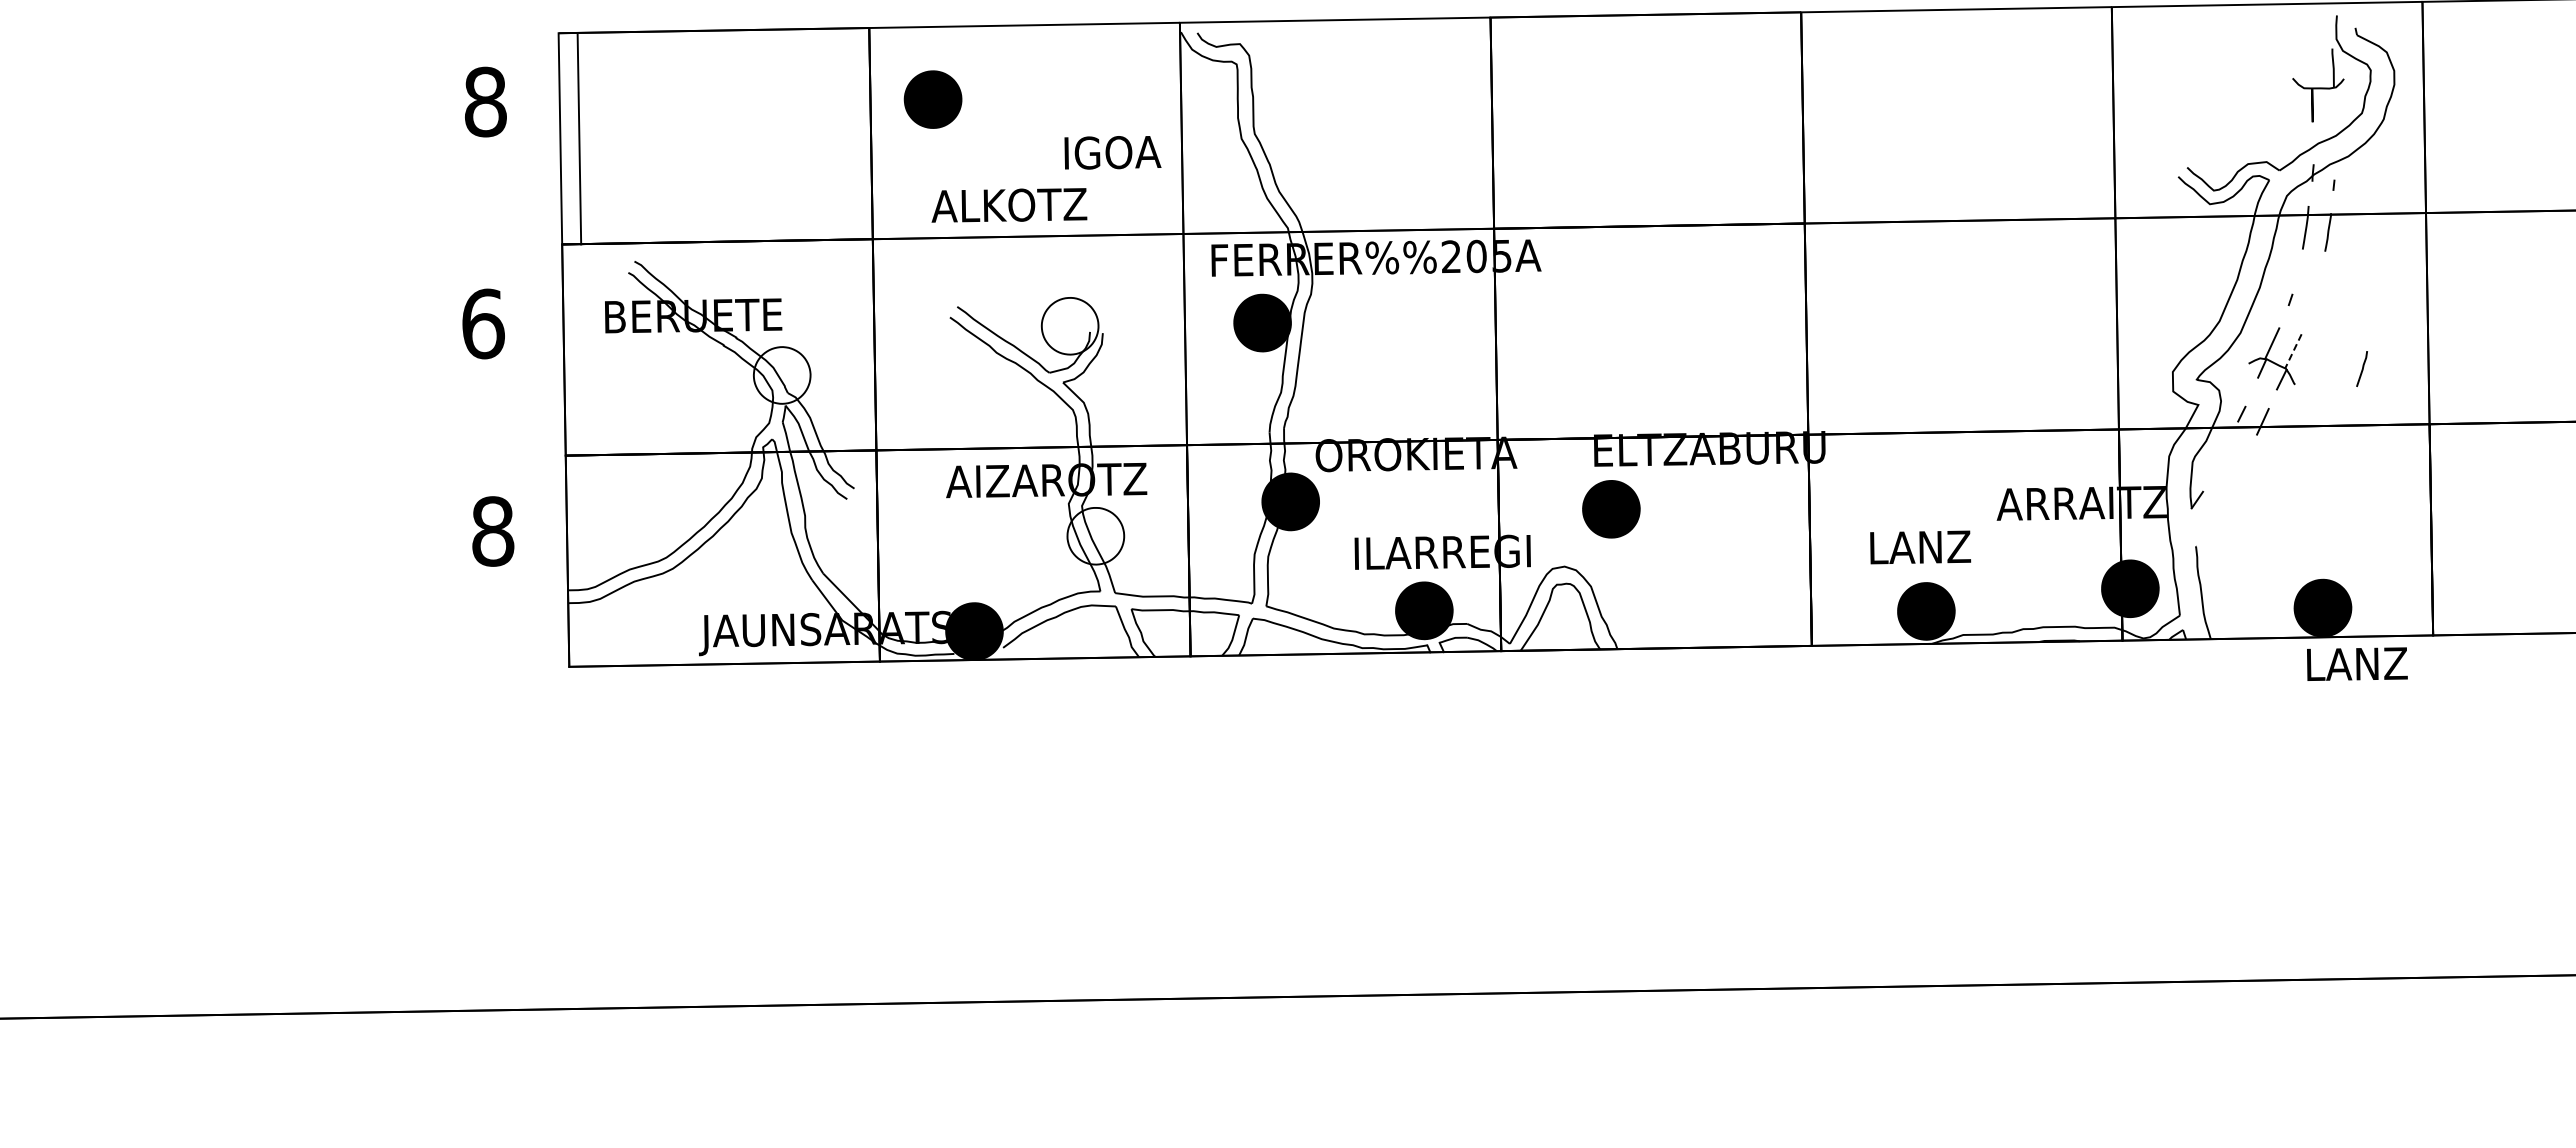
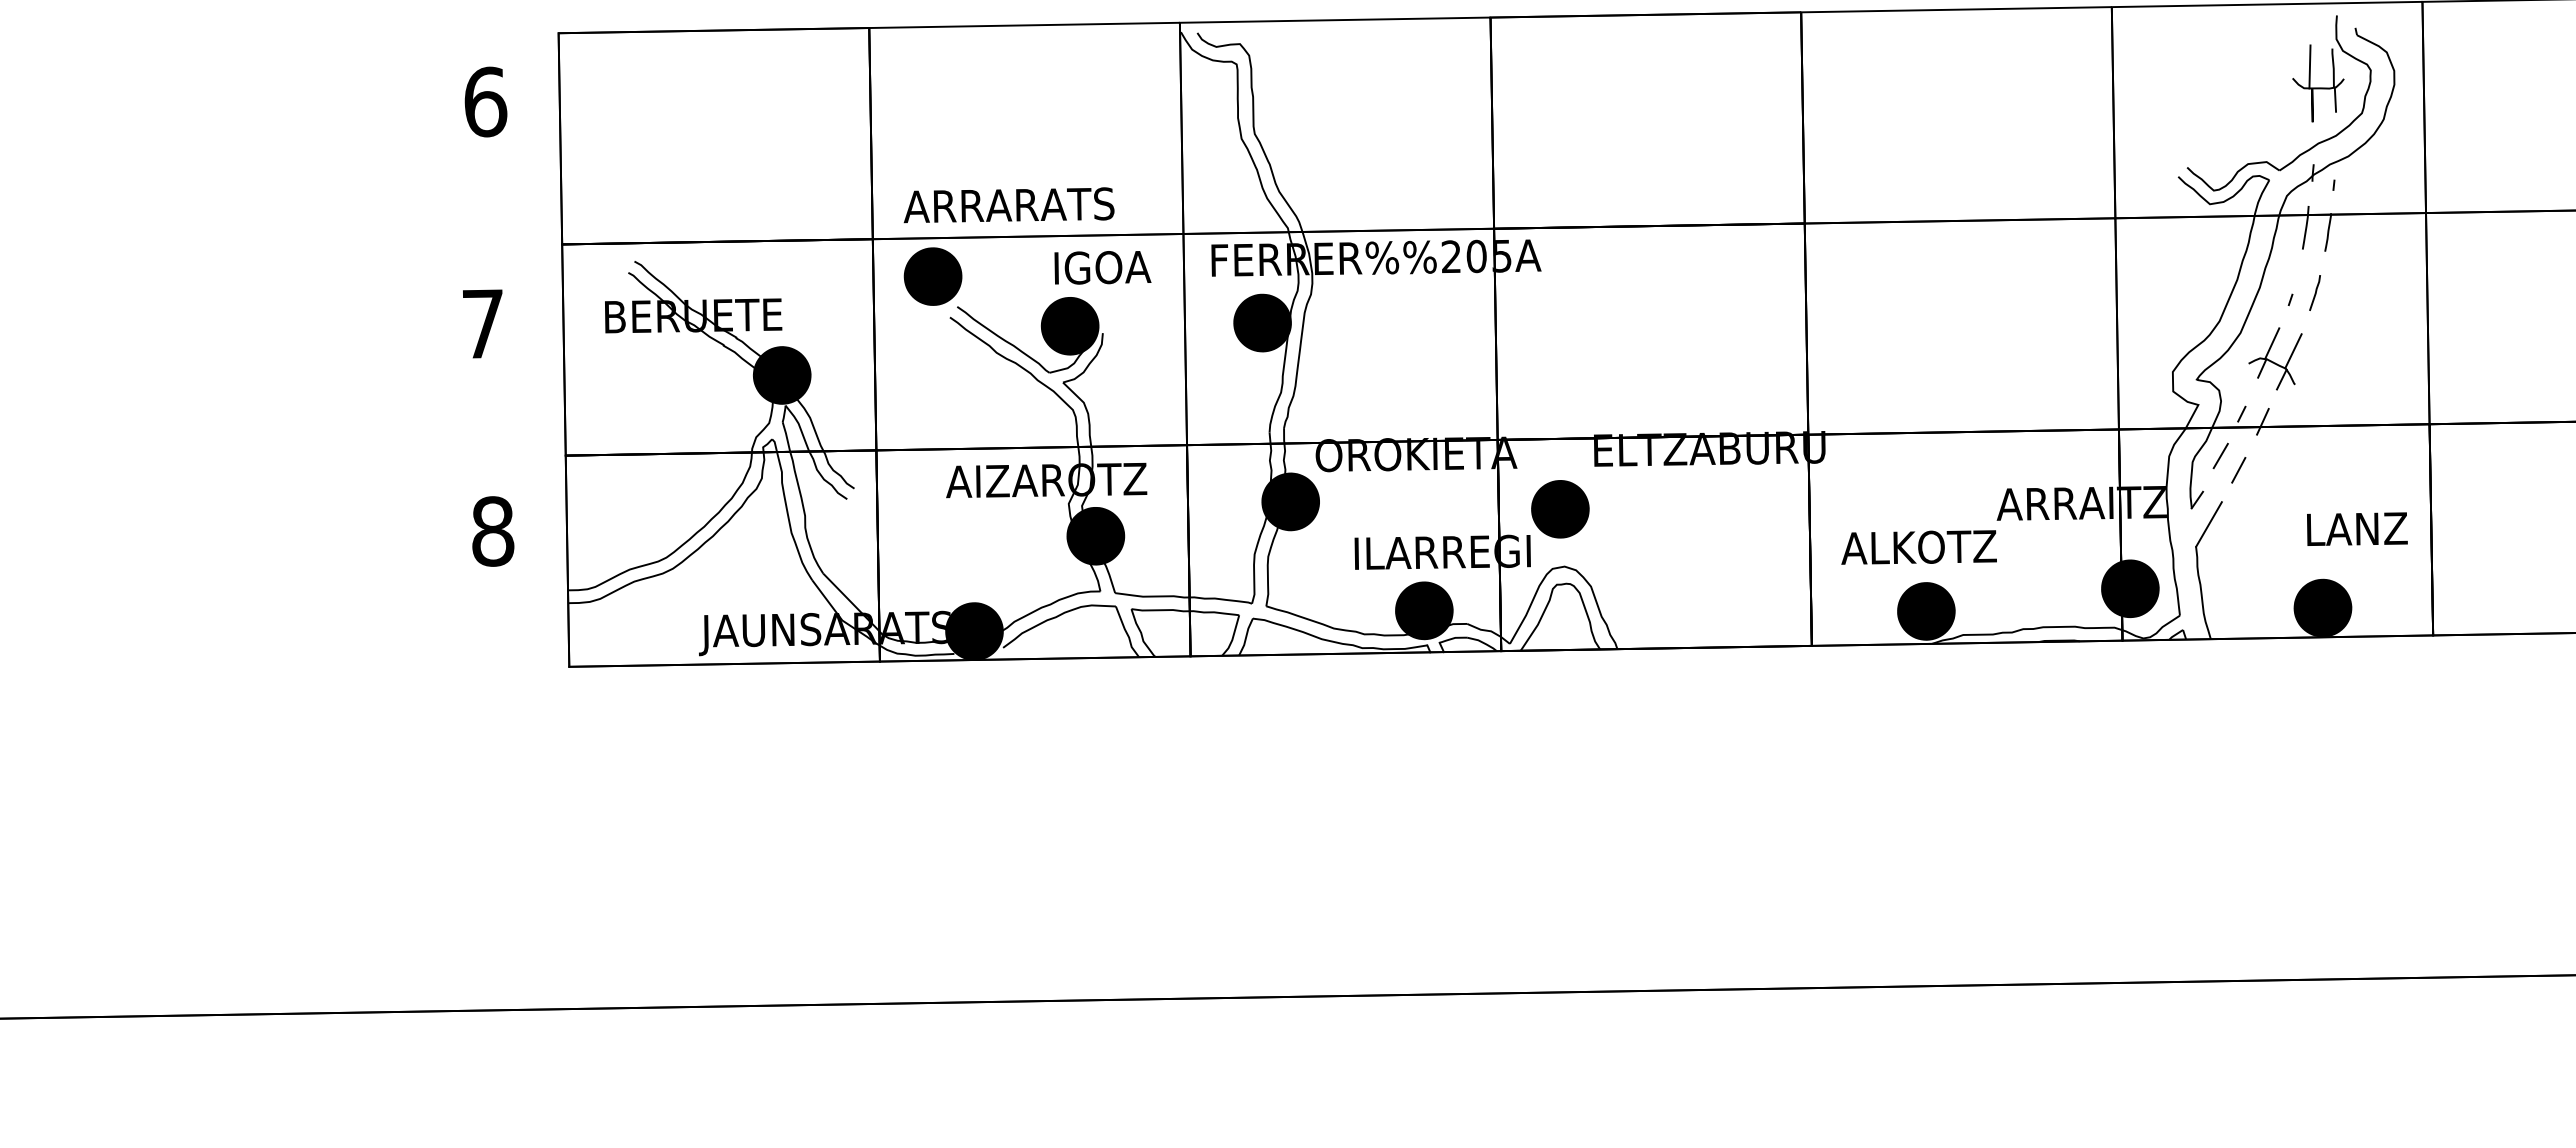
line: none -> present (2309, 66)
part position: (932, 99) -> (932, 276) (932, 276)
line: none -> present (2335, 99)
text: 8 -> 6 (485, 101)
line position: (579, 138) -> (560, 138) (560, 138)
text position: (1112, 152) -> (1102, 267) (1102, 267)
text: ALKOTZ -> ARRARATS (1008, 205)
text: 6 -> 7 (483, 323)
fill: none -> present (1069, 325)
line: dashed -> solid (2293, 351)
line position: (2362, 368) -> (2315, 292) (2315, 292)
fill: none -> present (781, 375)
line: none -> present (2220, 455)
line: none -> present (2238, 469)
part position: (1611, 509) -> (1560, 509) (1560, 509)
line: none -> present (2208, 524)
fill: none -> present (1095, 535)
text: LANZ -> ALKOTZ (1918, 547)
text position: (2357, 663) -> (2357, 528) (2357, 528)
